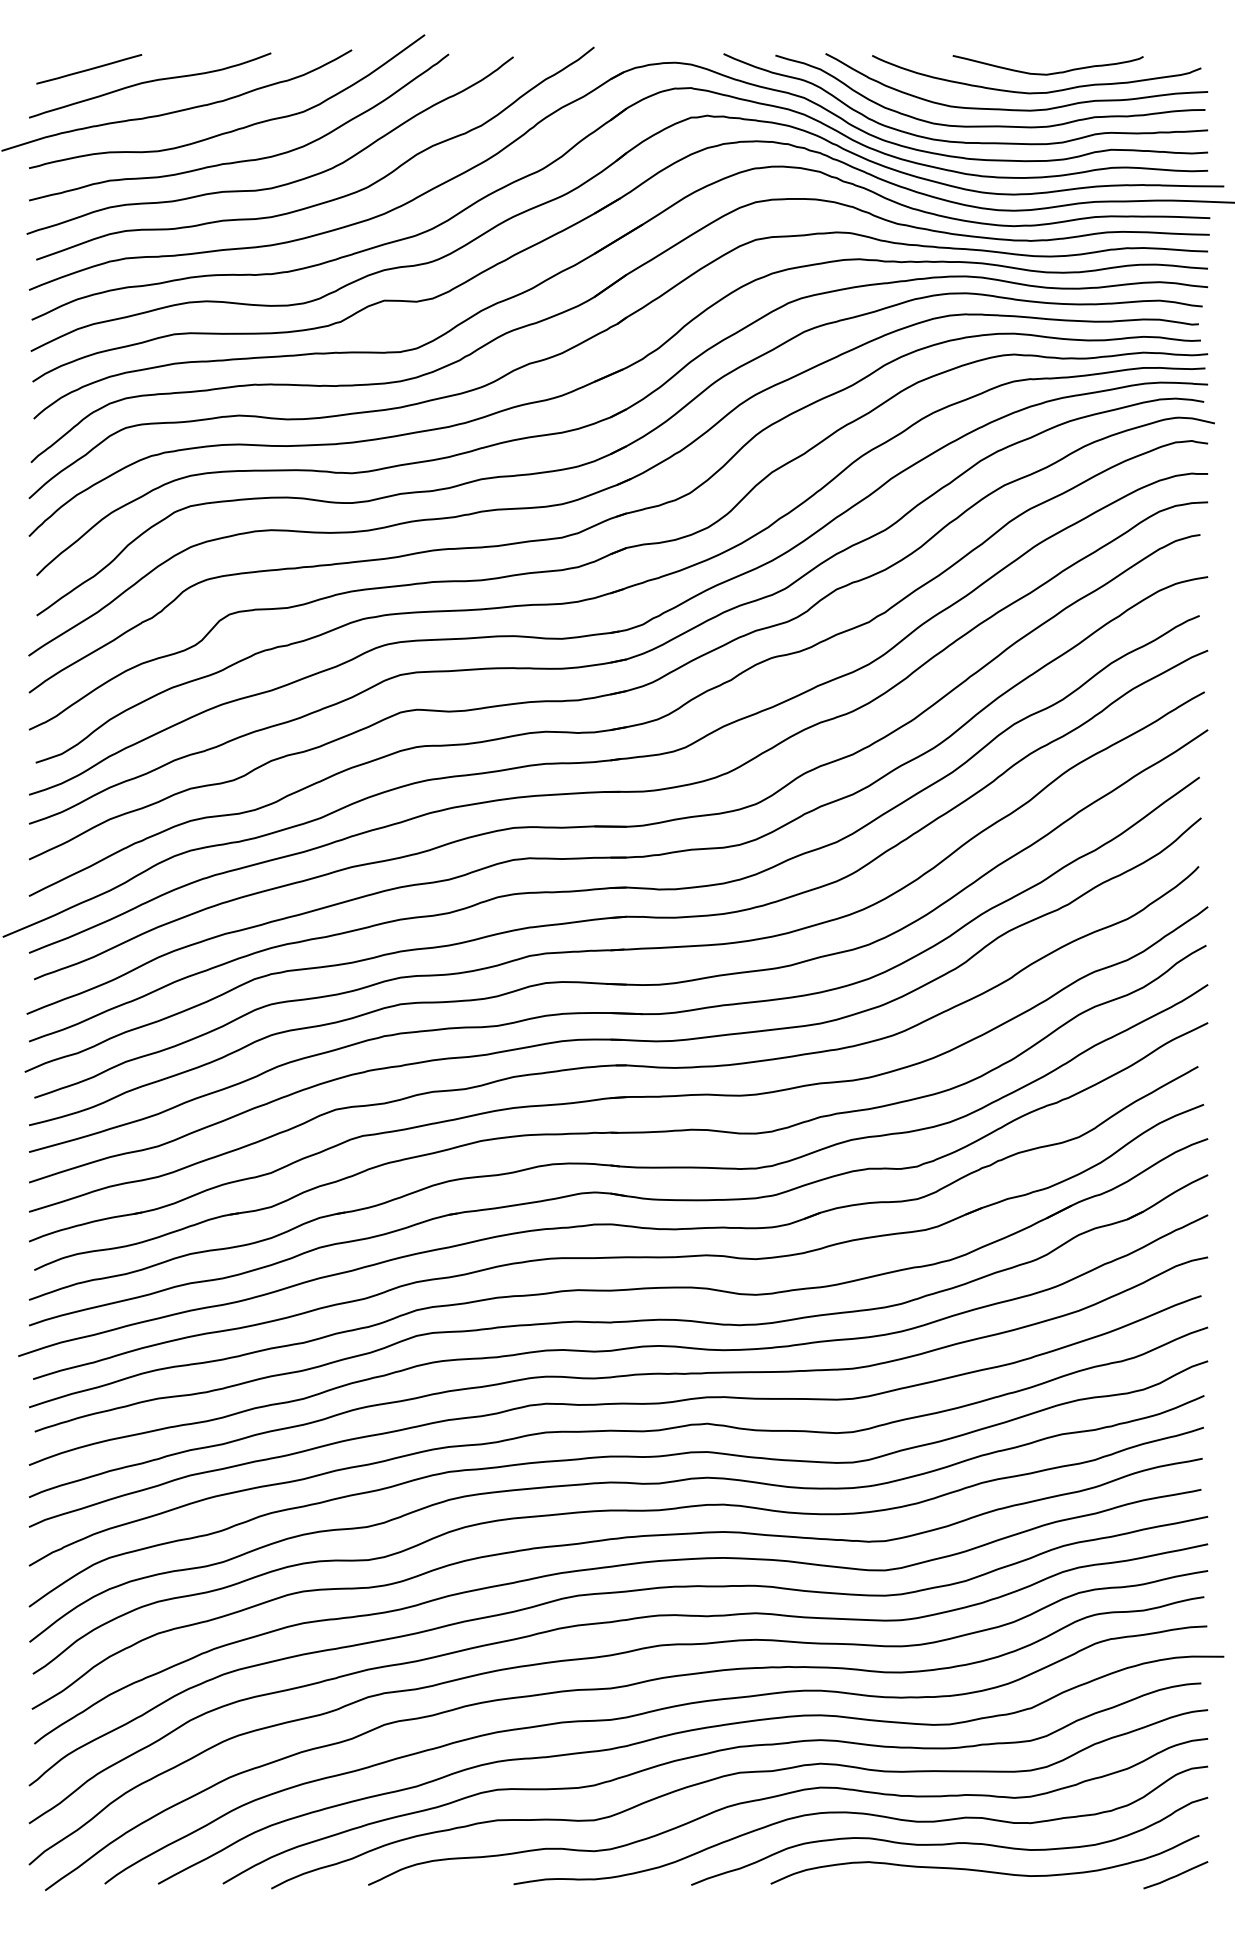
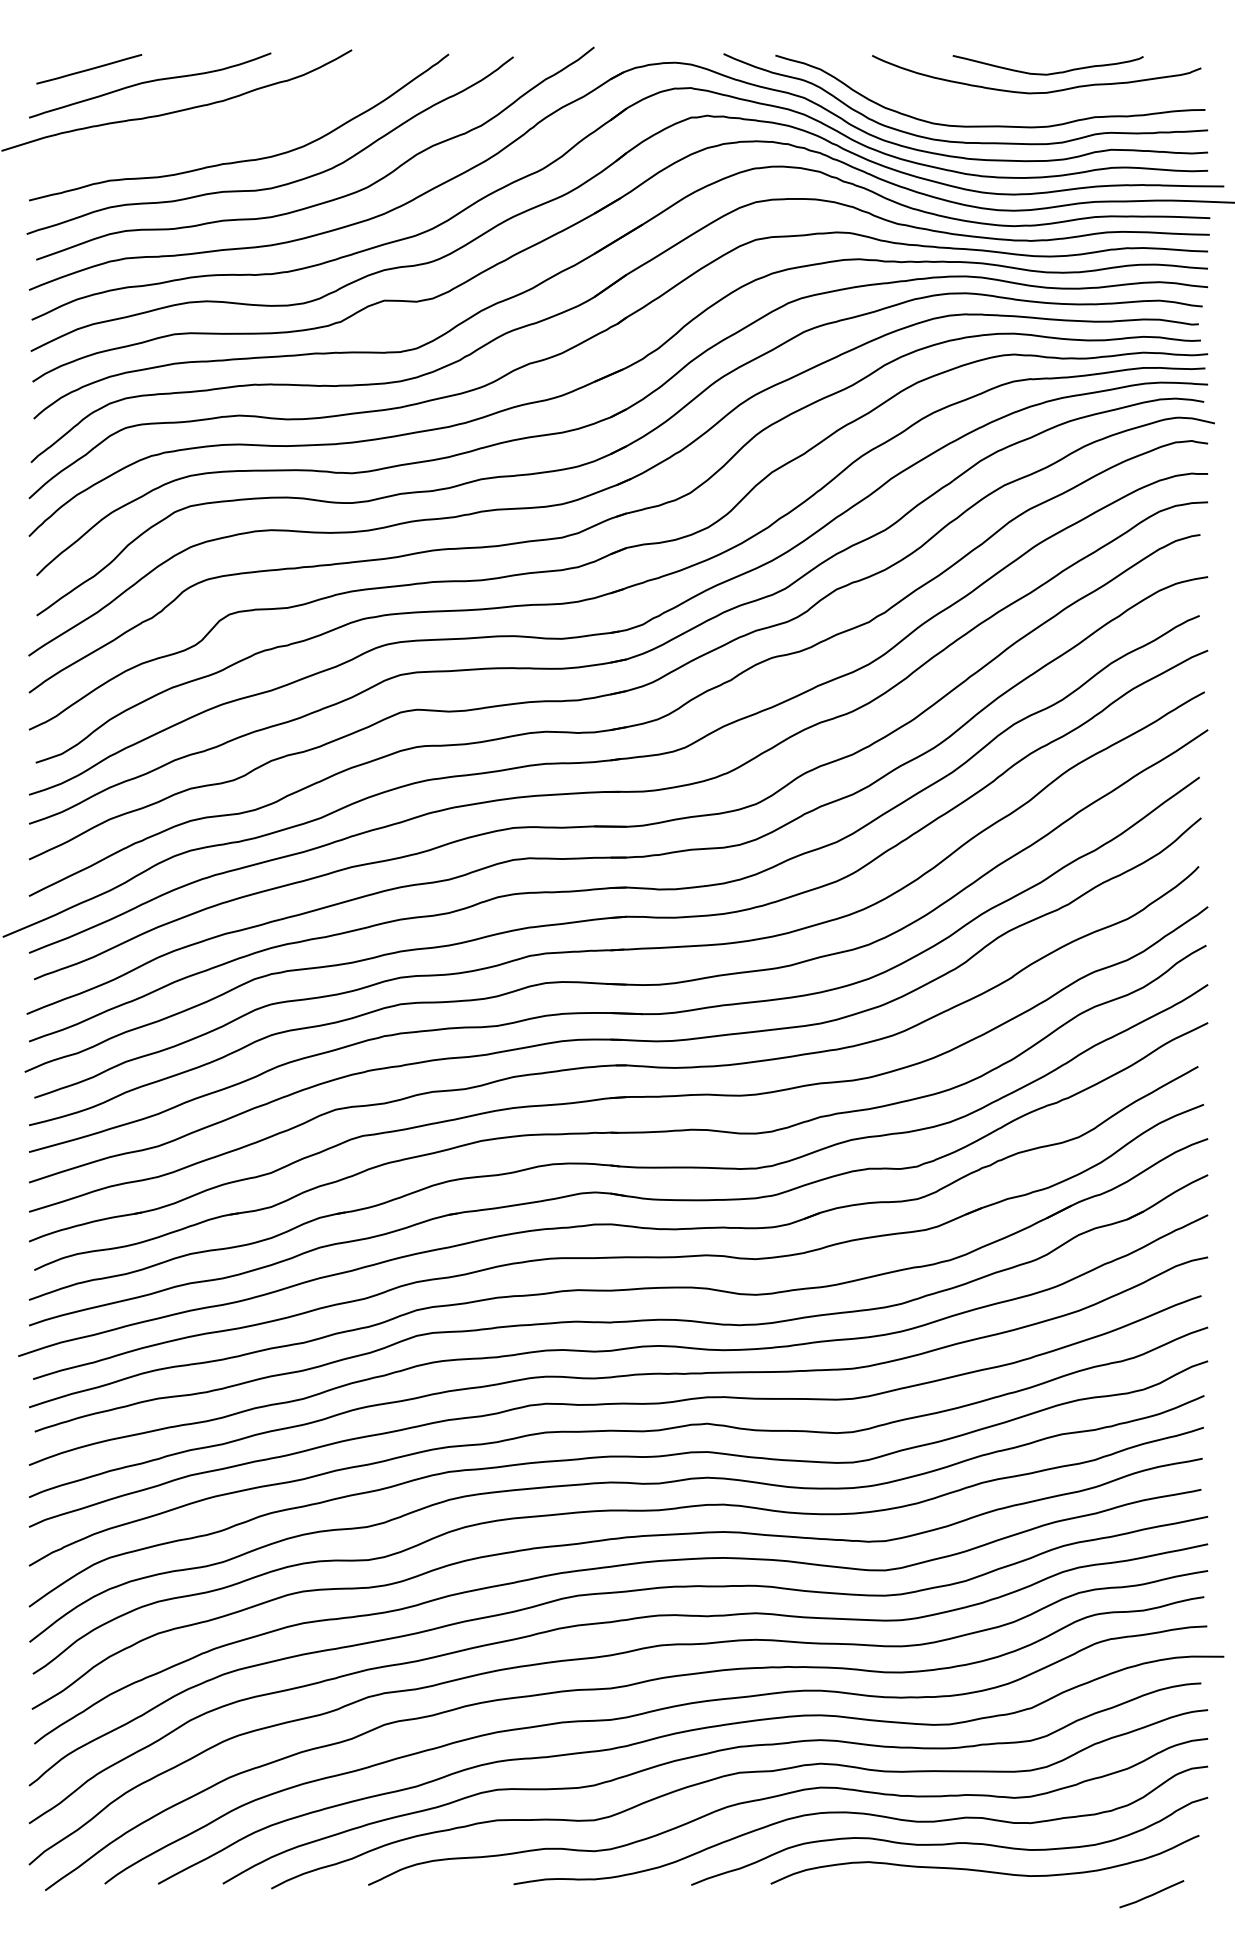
curve: present -> none (1016, 109)
curve: present -> none (237, 128)
curve position: (1175, 1875) -> (1151, 1894) (1151, 1894)
